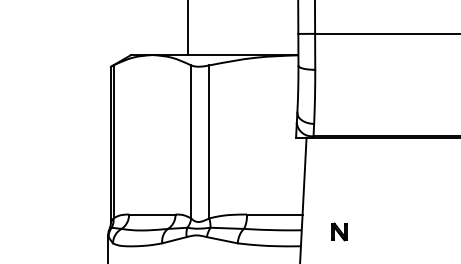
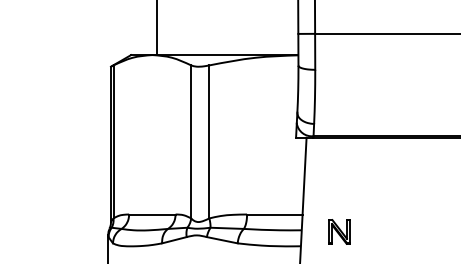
line position: (187, 28) -> (156, 28) (156, 28)
part size: 17x20 px -> 23x26 px (339, 231)
